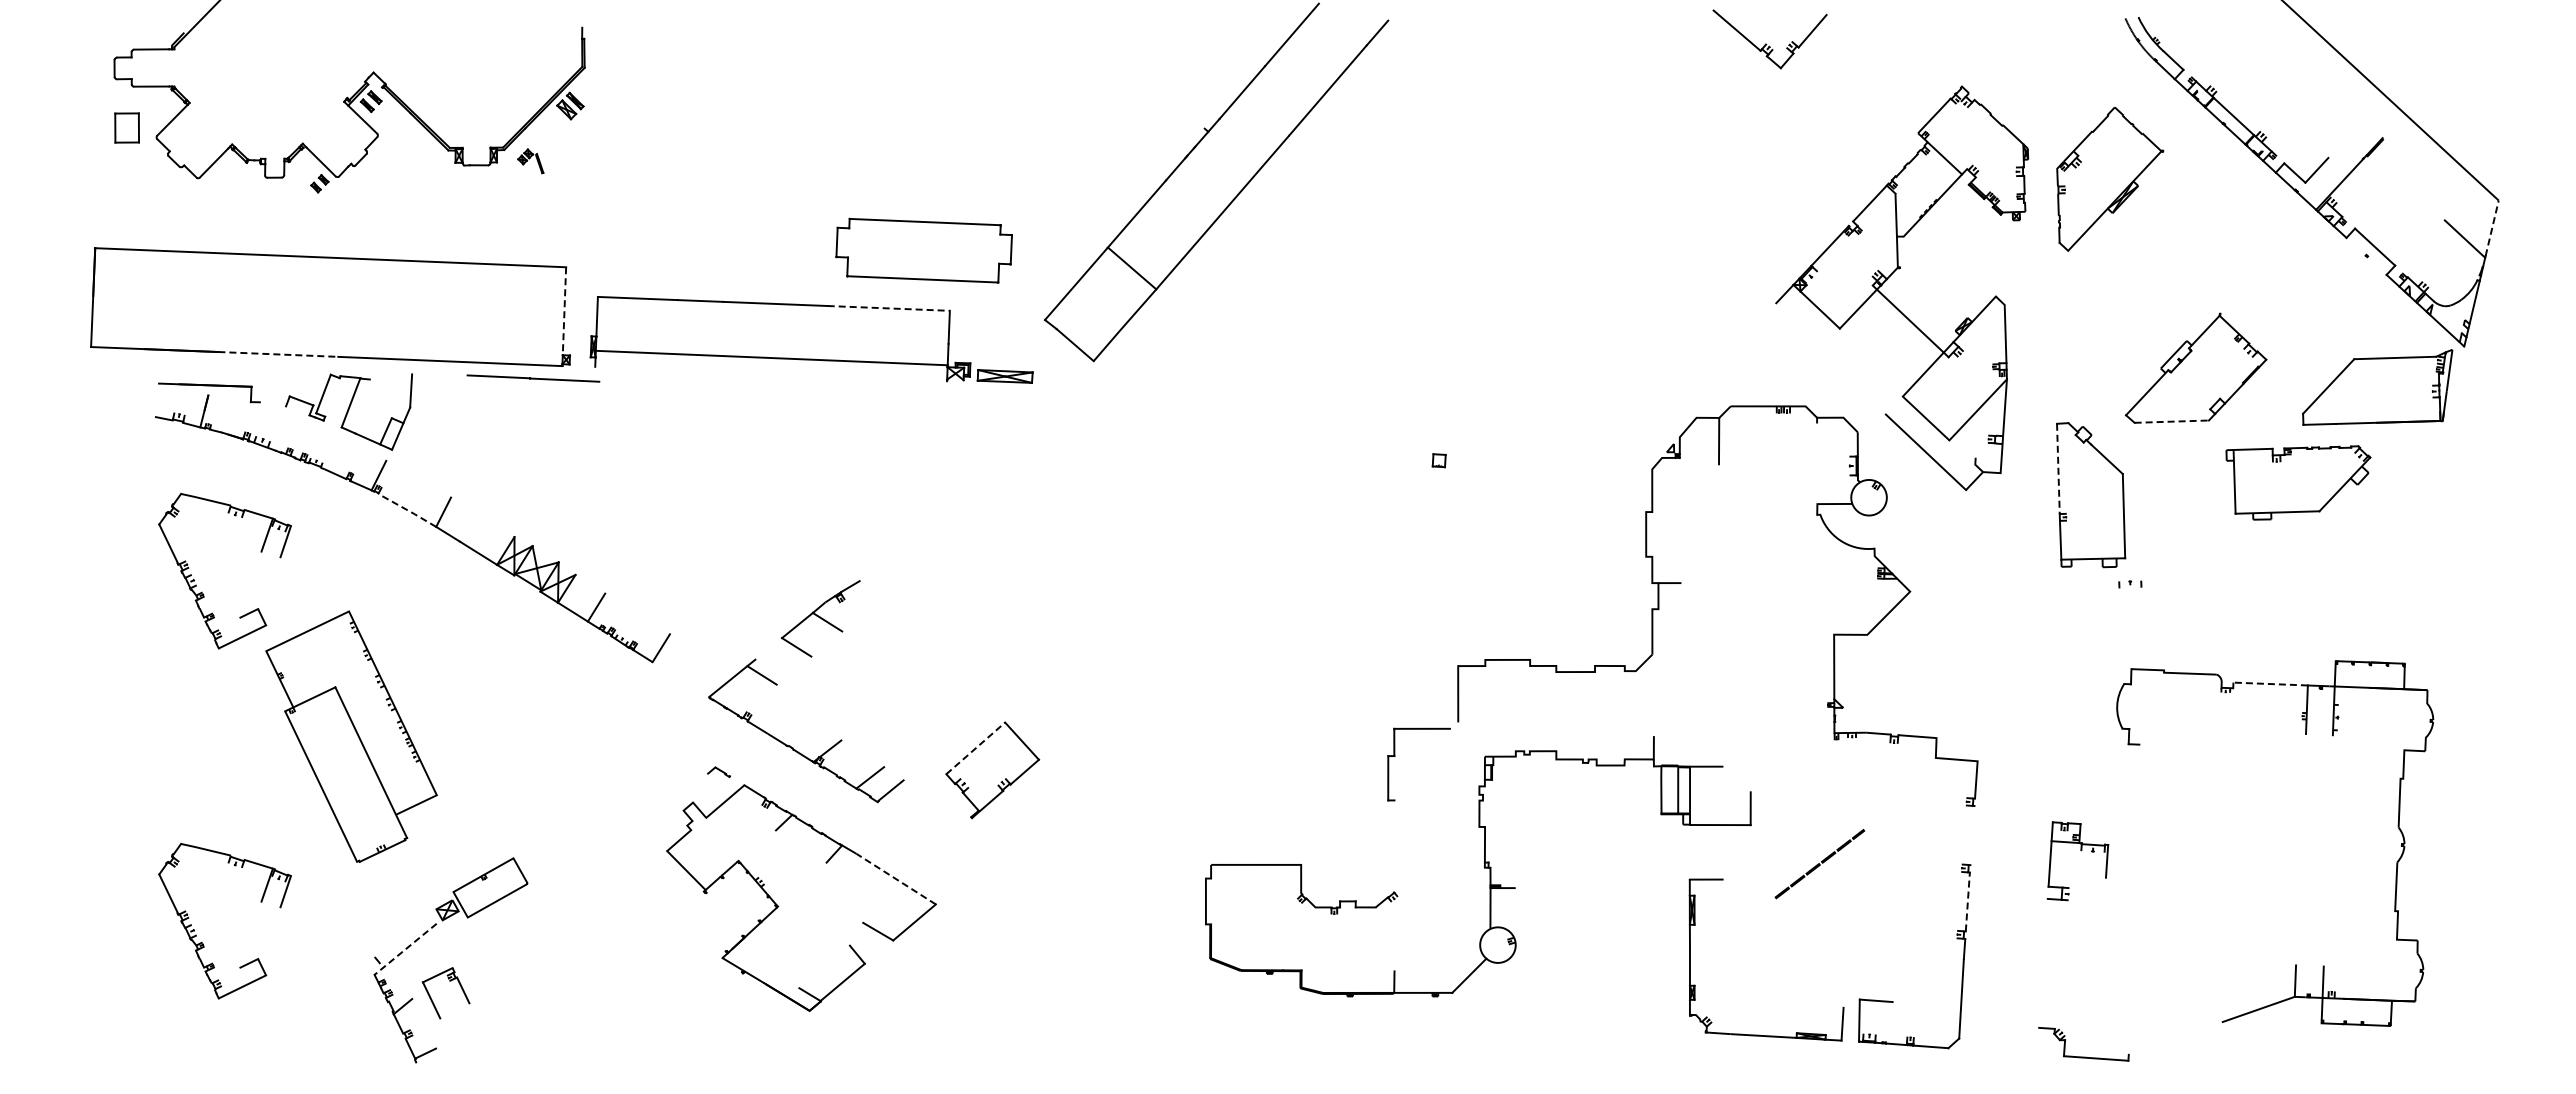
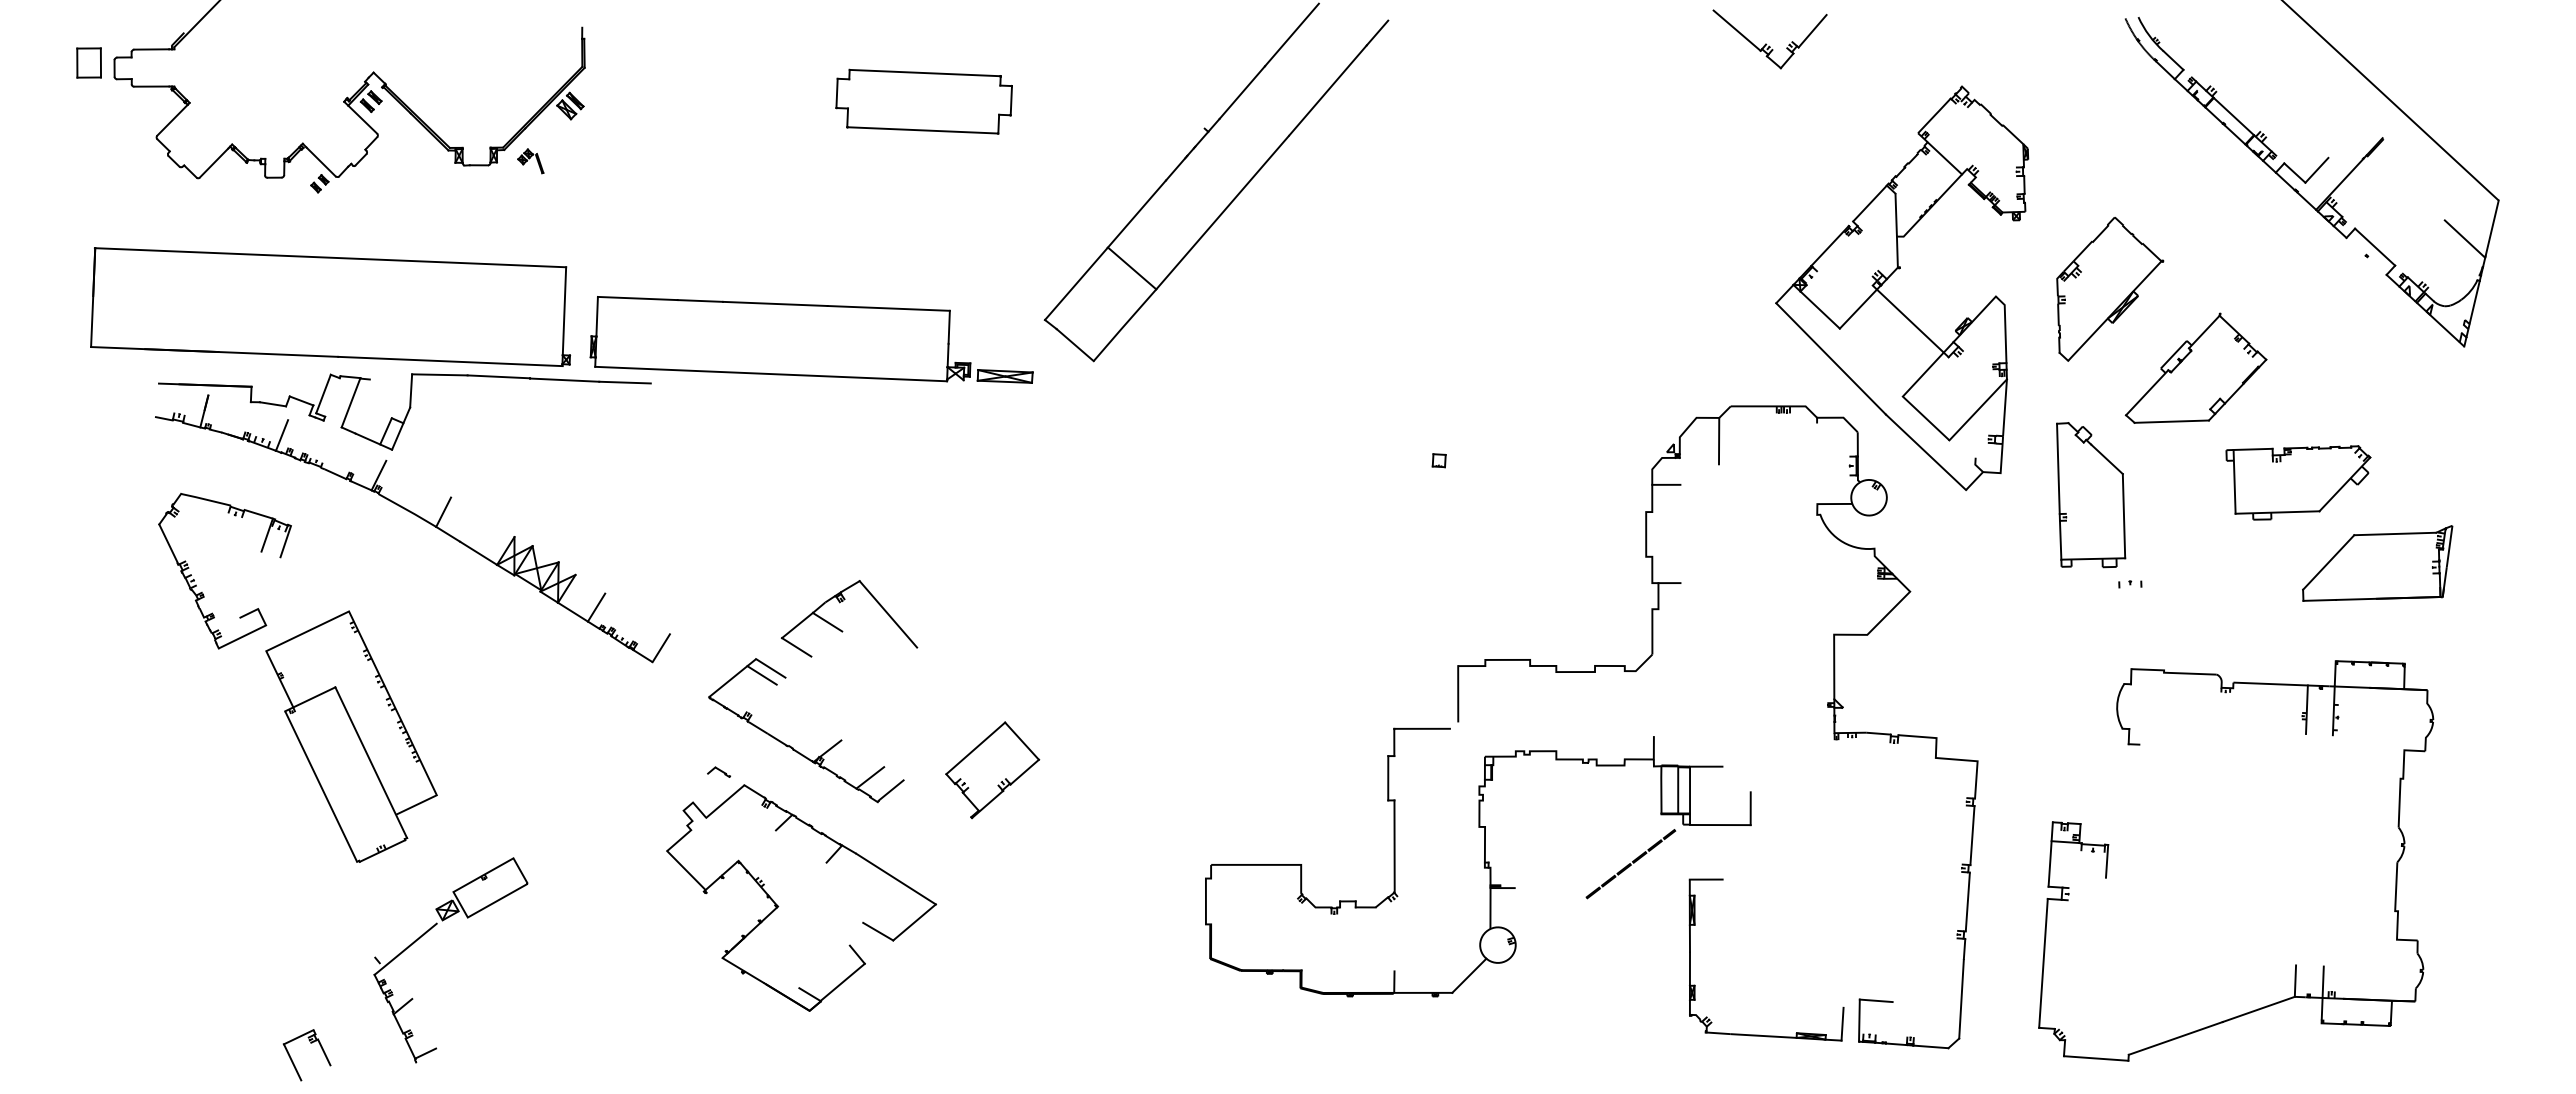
part position: (126, 127) -> (88, 62) (88, 62)
part position: (2110, 178) -> (2110, 288) (2110, 288)
line: dashed -> solid (2492, 228)
part position: (923, 250) -> (923, 101) (923, 101)
line: dashed -> solid (889, 308)
line: dashed -> solid (564, 311)
line: dashed -> solid (278, 354)
line position: (772, 357) -> (771, 373) (771, 373)
line: none -> present (1830, 358)
line: none -> present (439, 374)
line: none -> present (624, 382)
part position: (2377, 387) -> (2377, 563) (2377, 563)
line: none -> present (272, 404)
line: dashed -> solid (2172, 421)
line: none -> present (281, 435)
line: dashed -> solid (2058, 469)
line: none -> present (1666, 484)
line: dashed -> solid (407, 510)
line: none -> present (888, 614)
line: none -> present (770, 668)
line: dashed -> solid (2270, 684)
line: dashed -> solid (976, 748)
line: none -> present (1972, 835)
line: none -> present (1394, 845)
line position: (1819, 864) -> (1630, 864) (1630, 864)
line: dashed -> solid (895, 878)
line: dashed -> solid (1967, 902)
part: present -> none (202, 941)
line: dashed -> solid (405, 949)
line: none -> present (2043, 962)
part position: (449, 981) -> (310, 1043) (310, 1043)
line: none -> present (2175, 1038)
